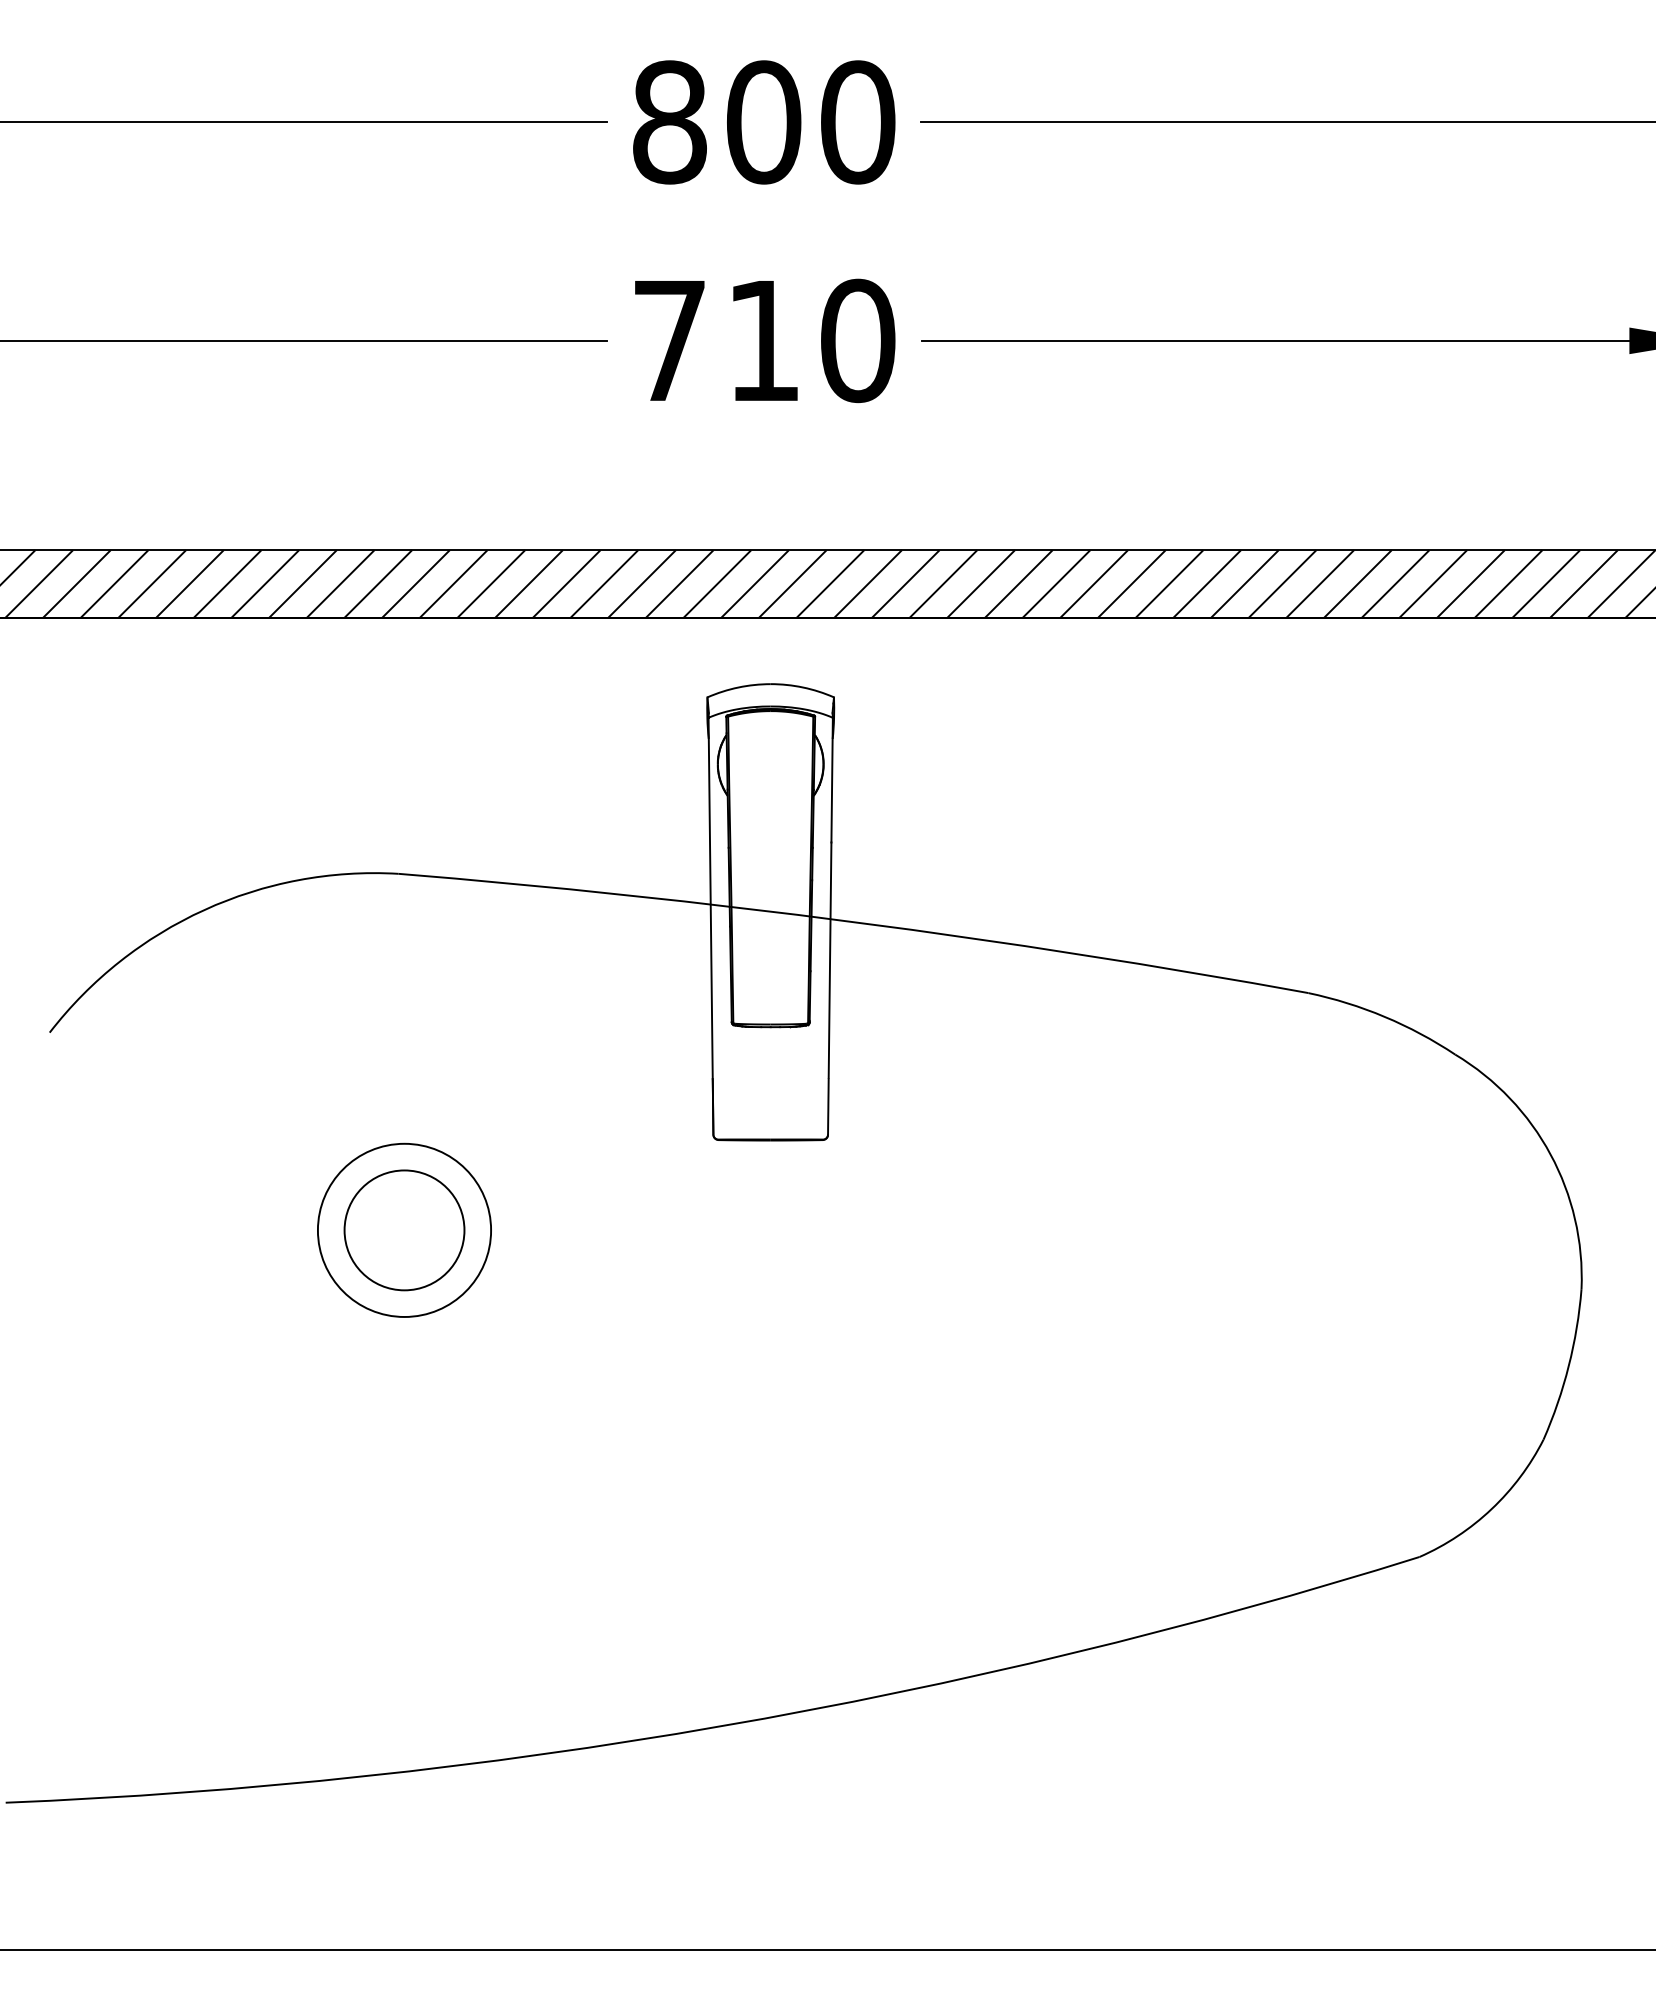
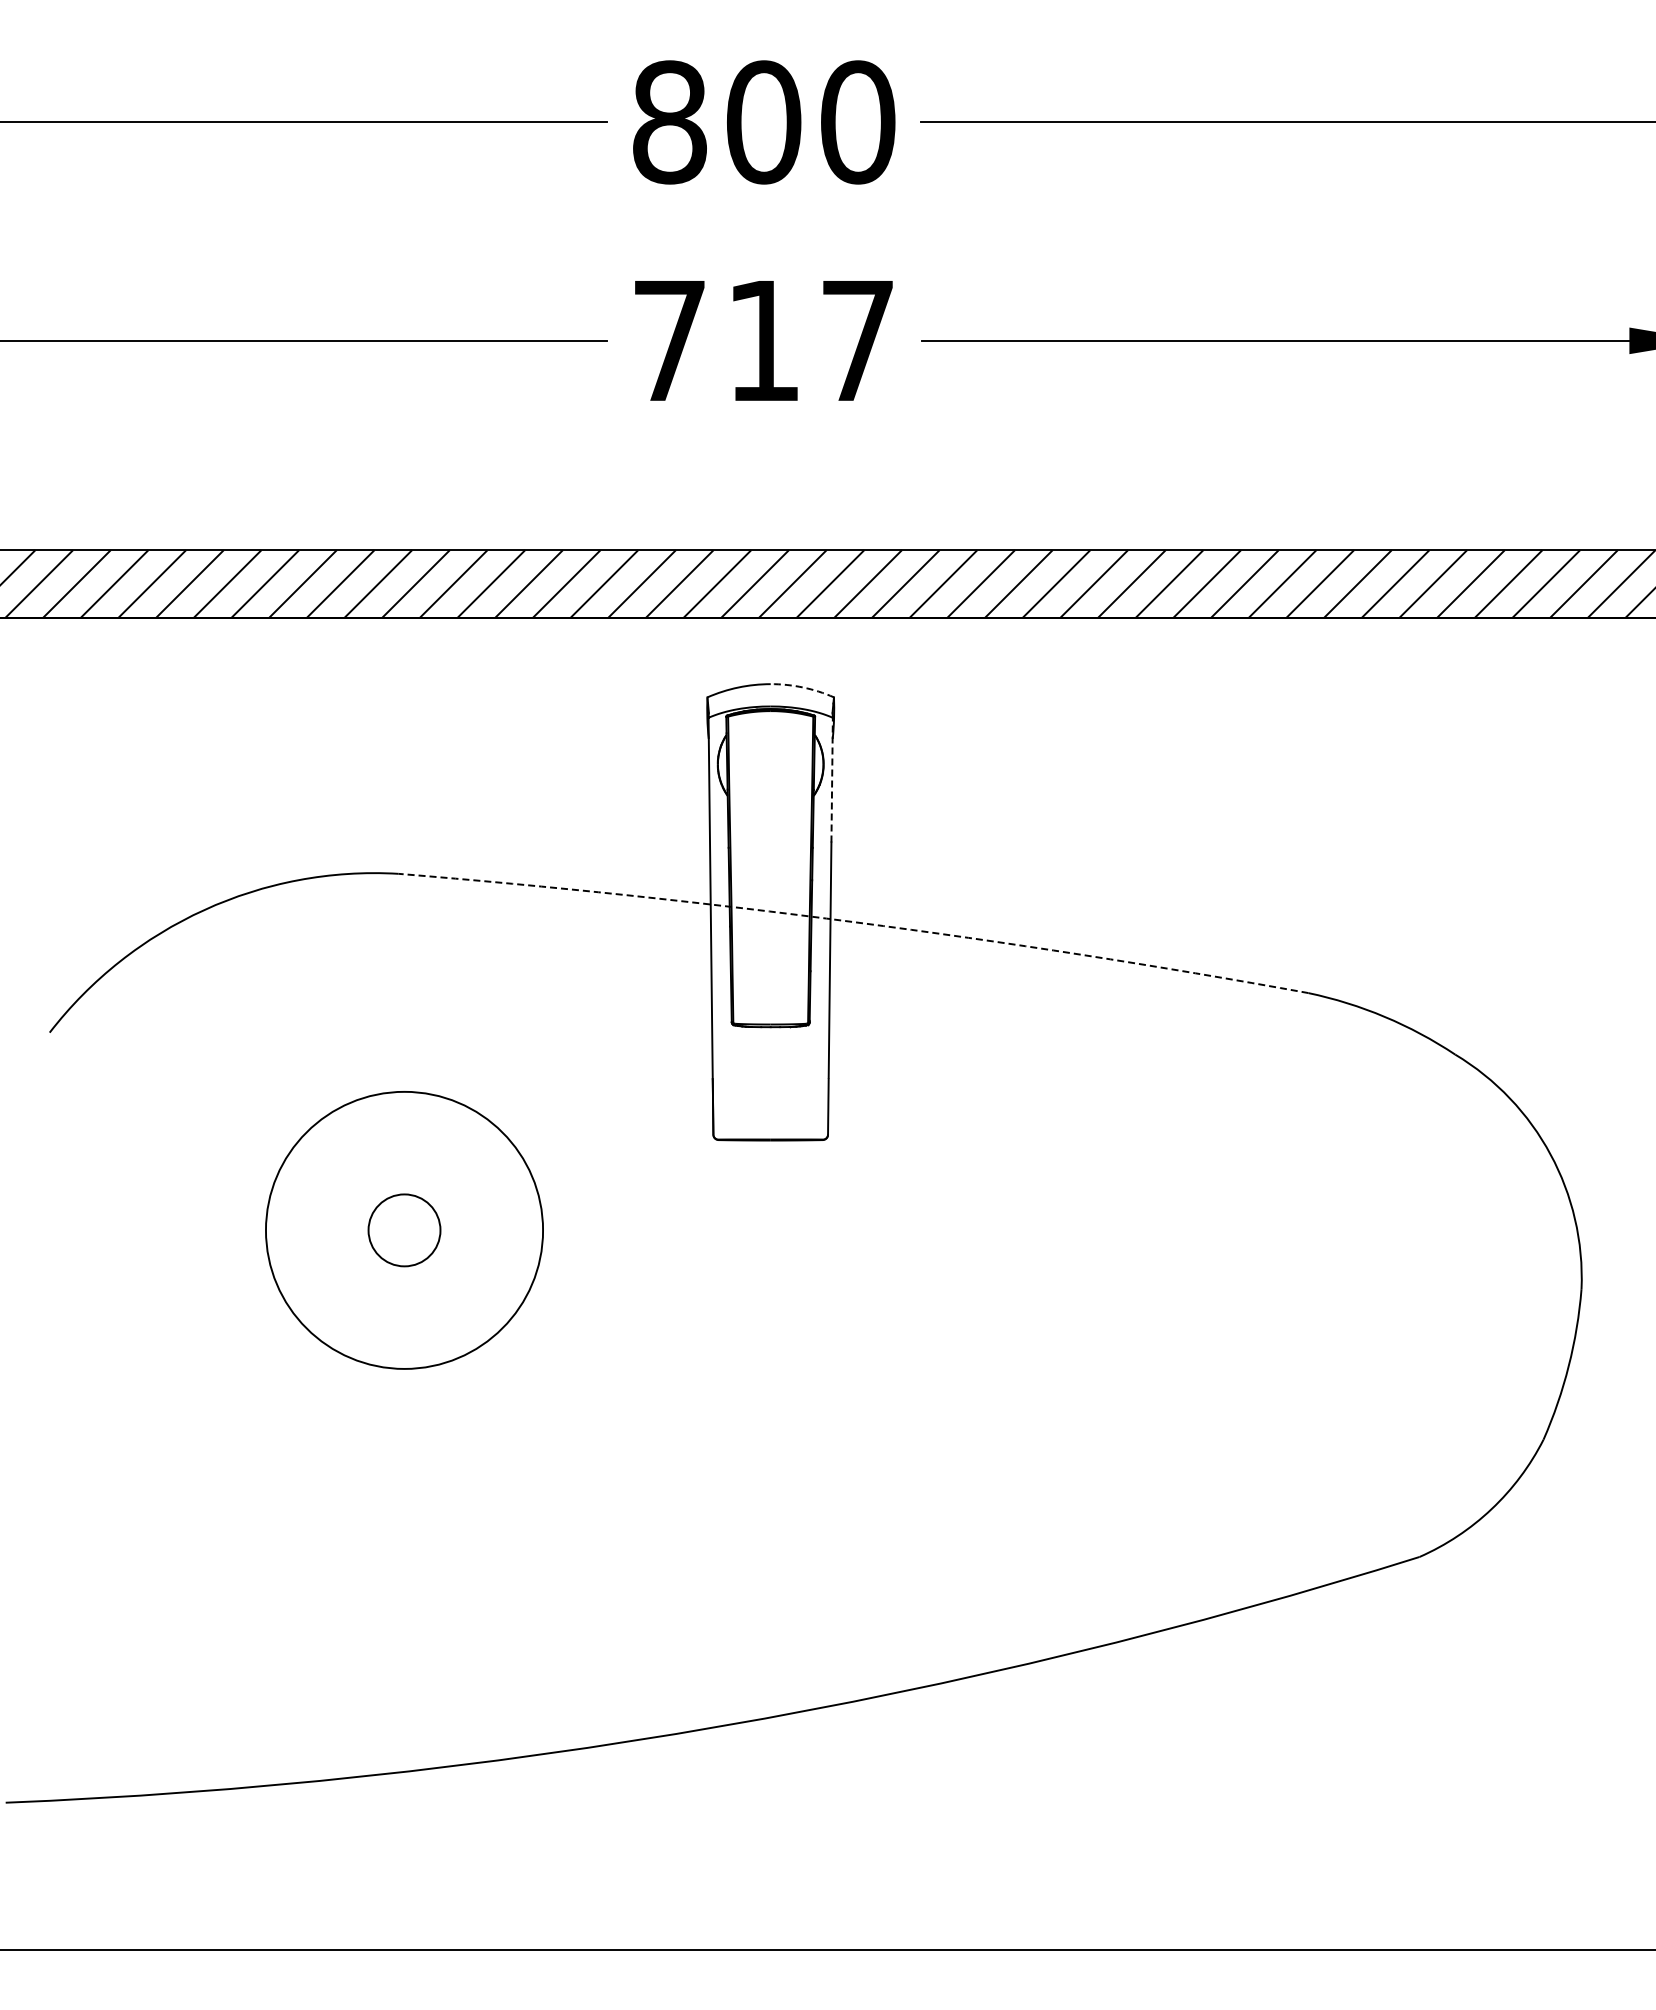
text: 710 -> 717 (858, 340)
arc: solid -> dashed (803, 687)
line: solid -> dashed (832, 779)
arc: solid -> dashed (854, 922)
circle diameter: 173 px -> 277 px (404, 1229)
circle diameter: 120 px -> 72 px (404, 1230)
